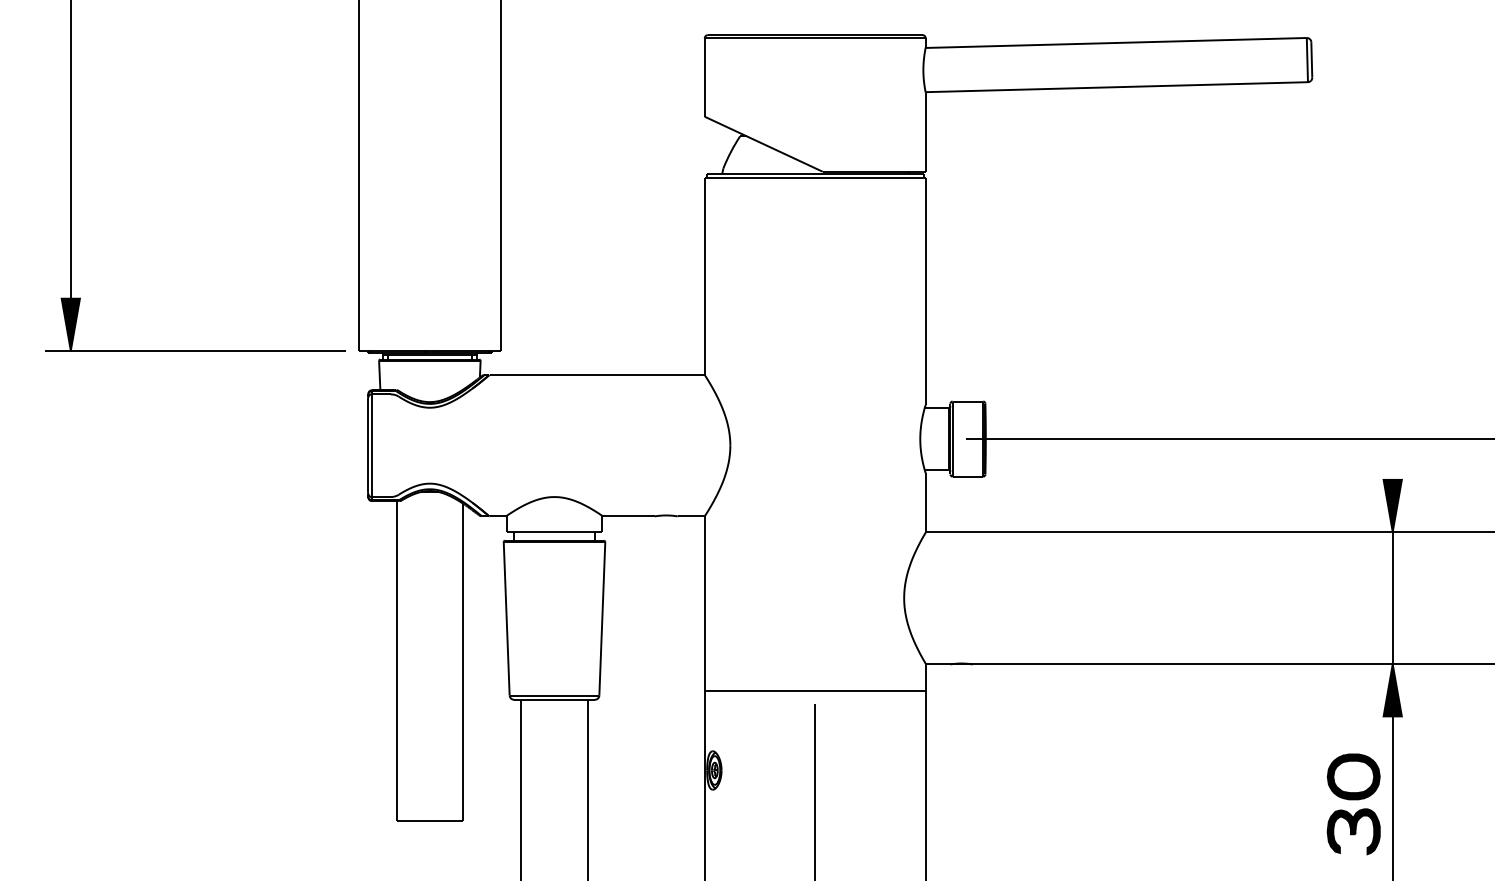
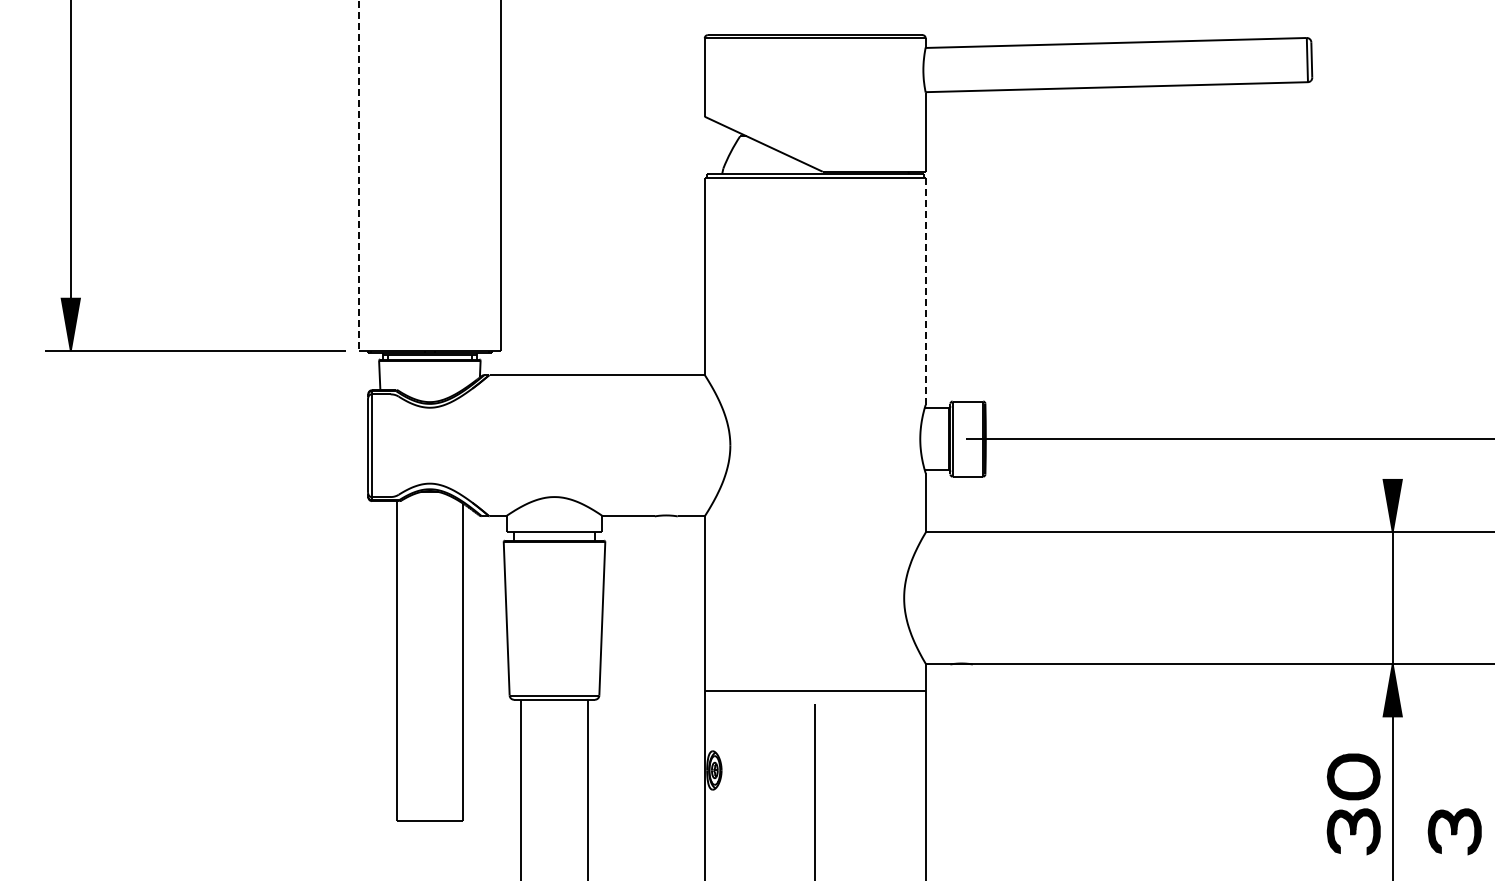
line: solid -> dashed (359, 175)
line: solid -> dashed (925, 291)
part: none -> present (1454, 831)
